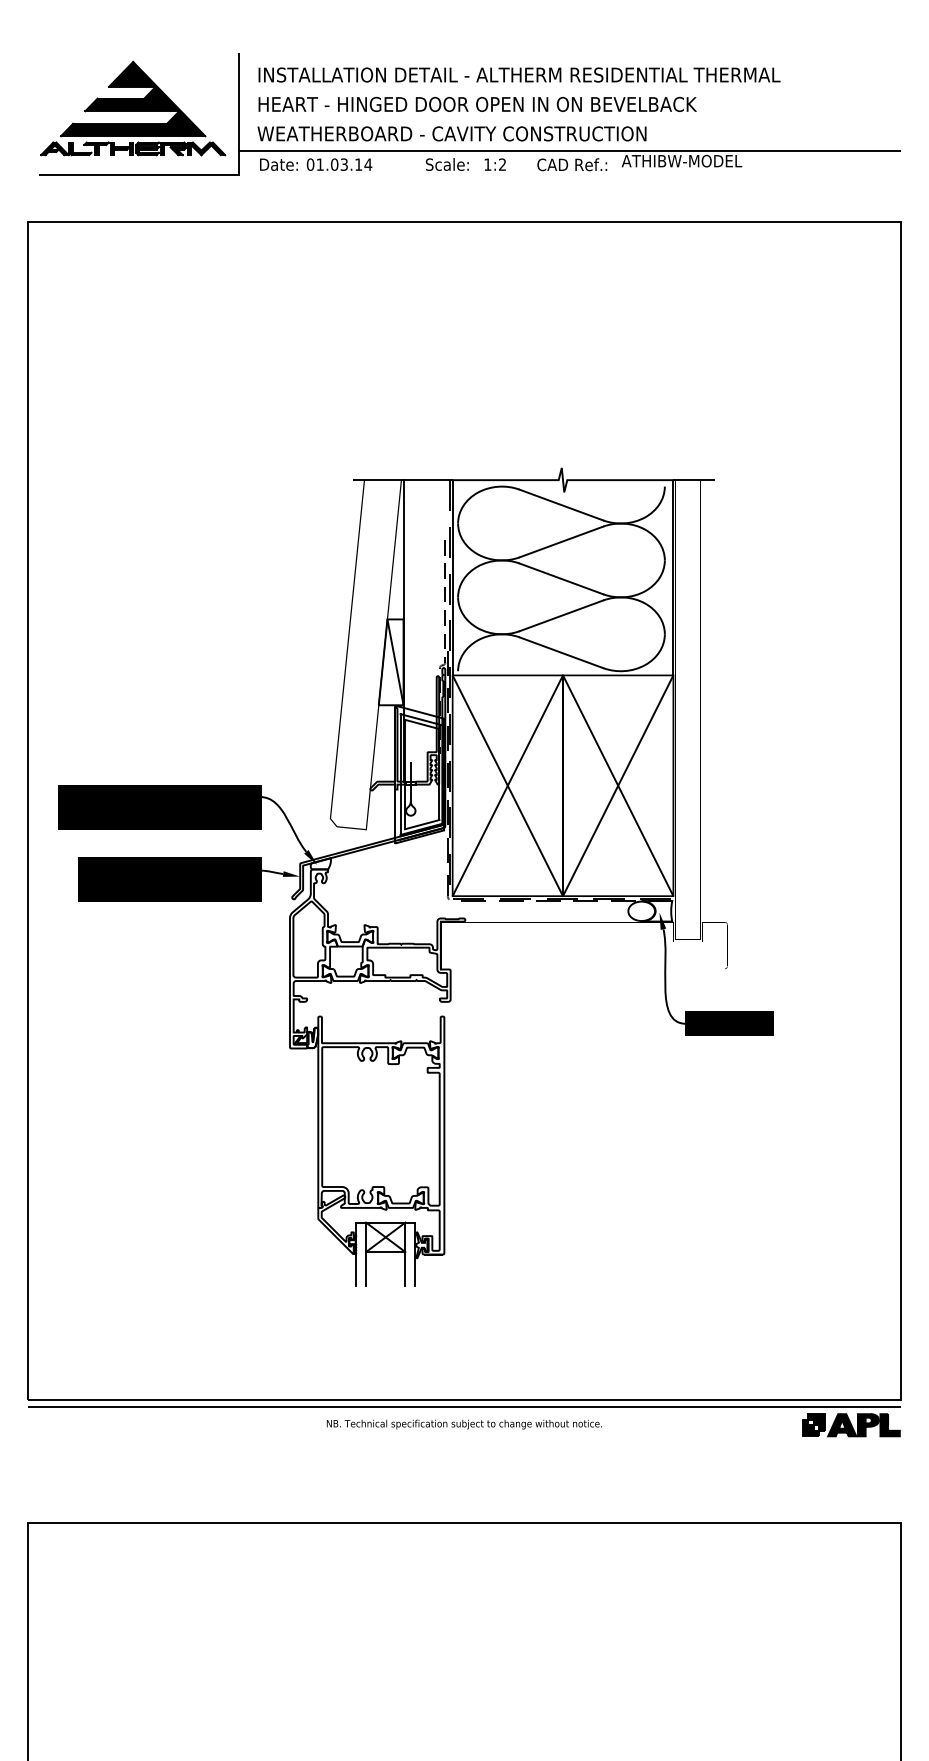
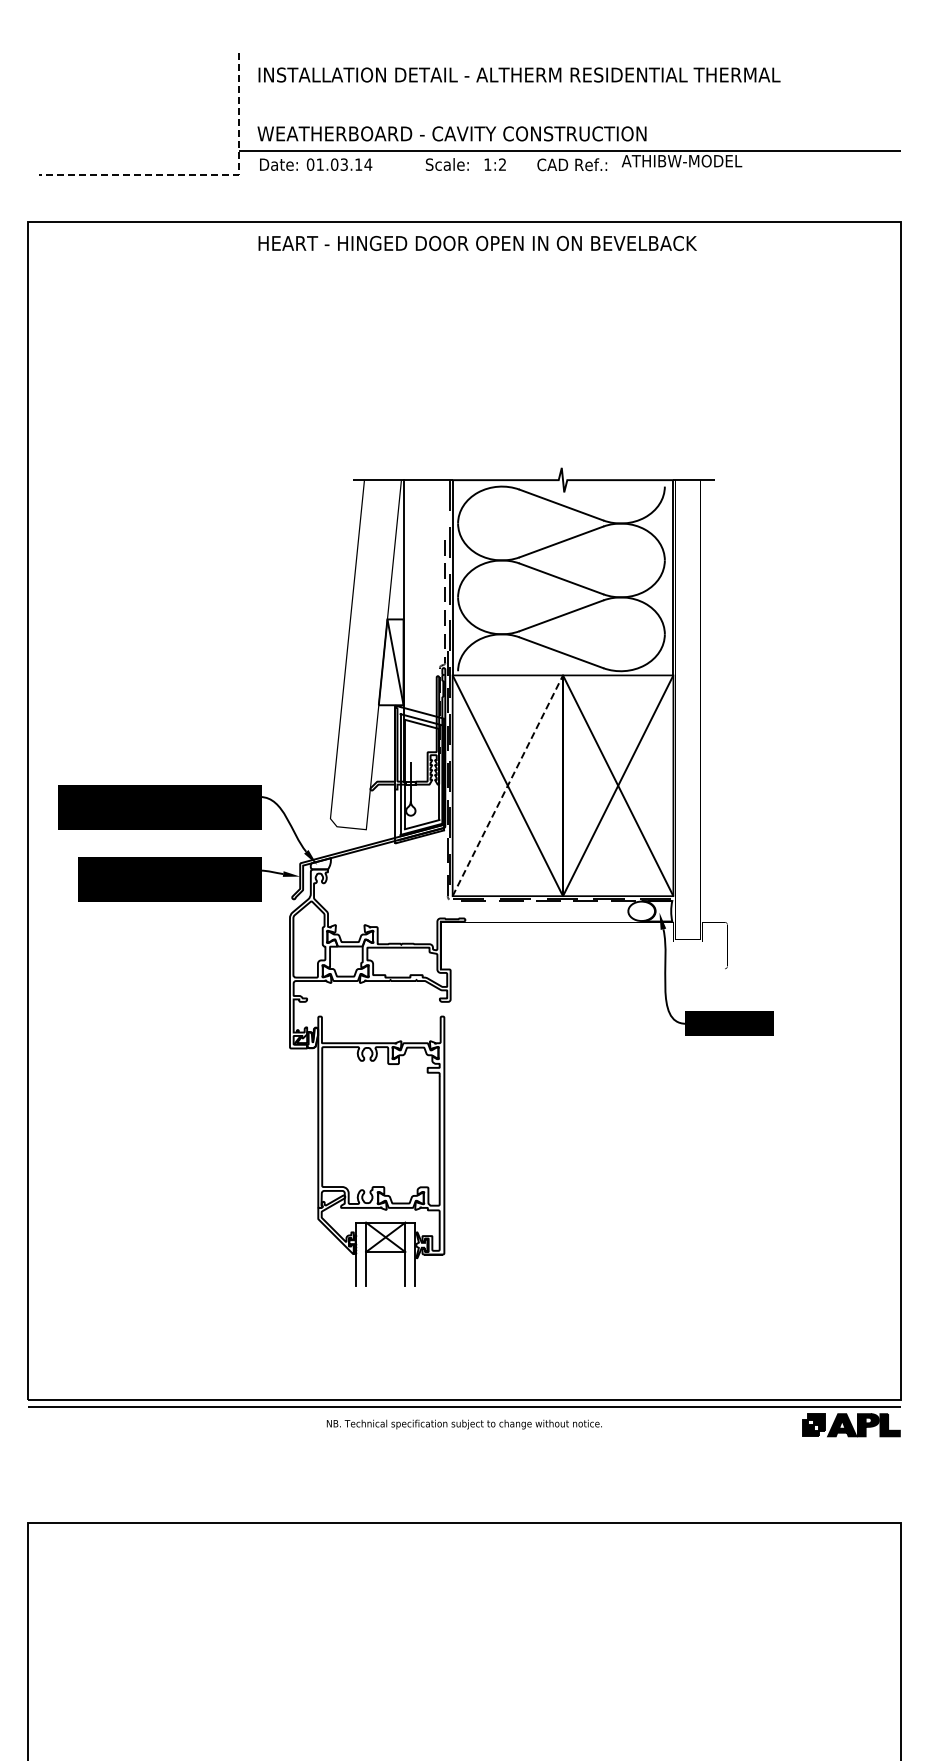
text position: (477, 103) -> (477, 242) (477, 242)
part: present -> none (133, 108)
line: solid -> dashed (199, 175)
line: solid -> dashed (508, 785)
